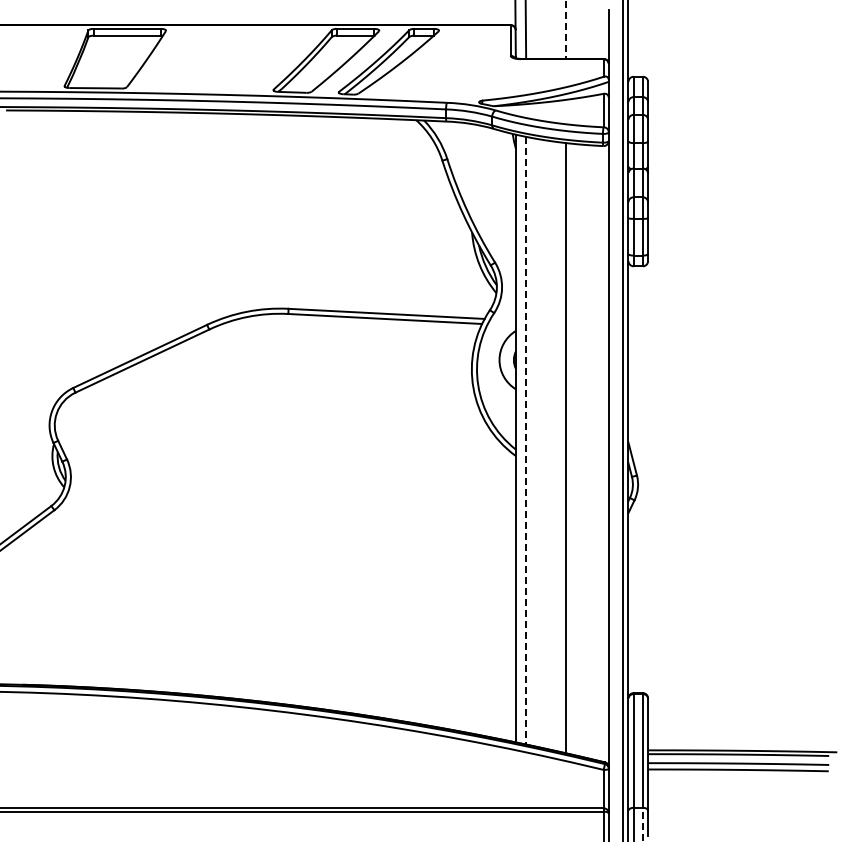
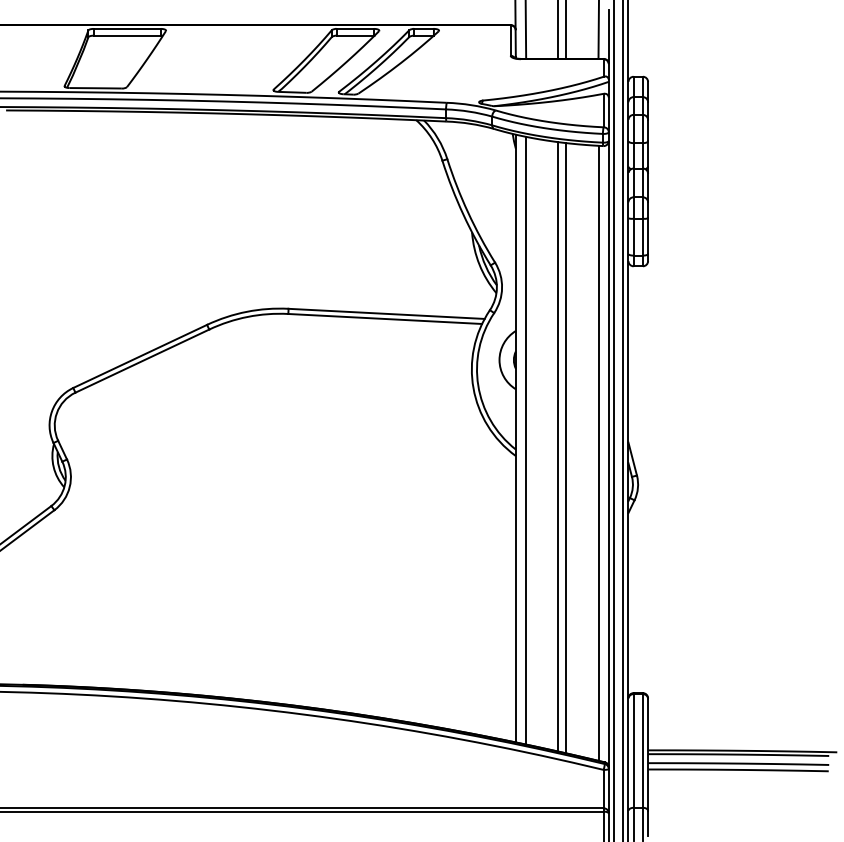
line: none -> present (558, 30)
line: dashed -> solid (566, 30)
line: none -> present (598, 30)
line: none -> present (614, 420)
line: dashed -> solid (526, 440)
line: none -> present (558, 446)
line: none -> present (598, 452)
line: dashed -> solid (642, 823)
